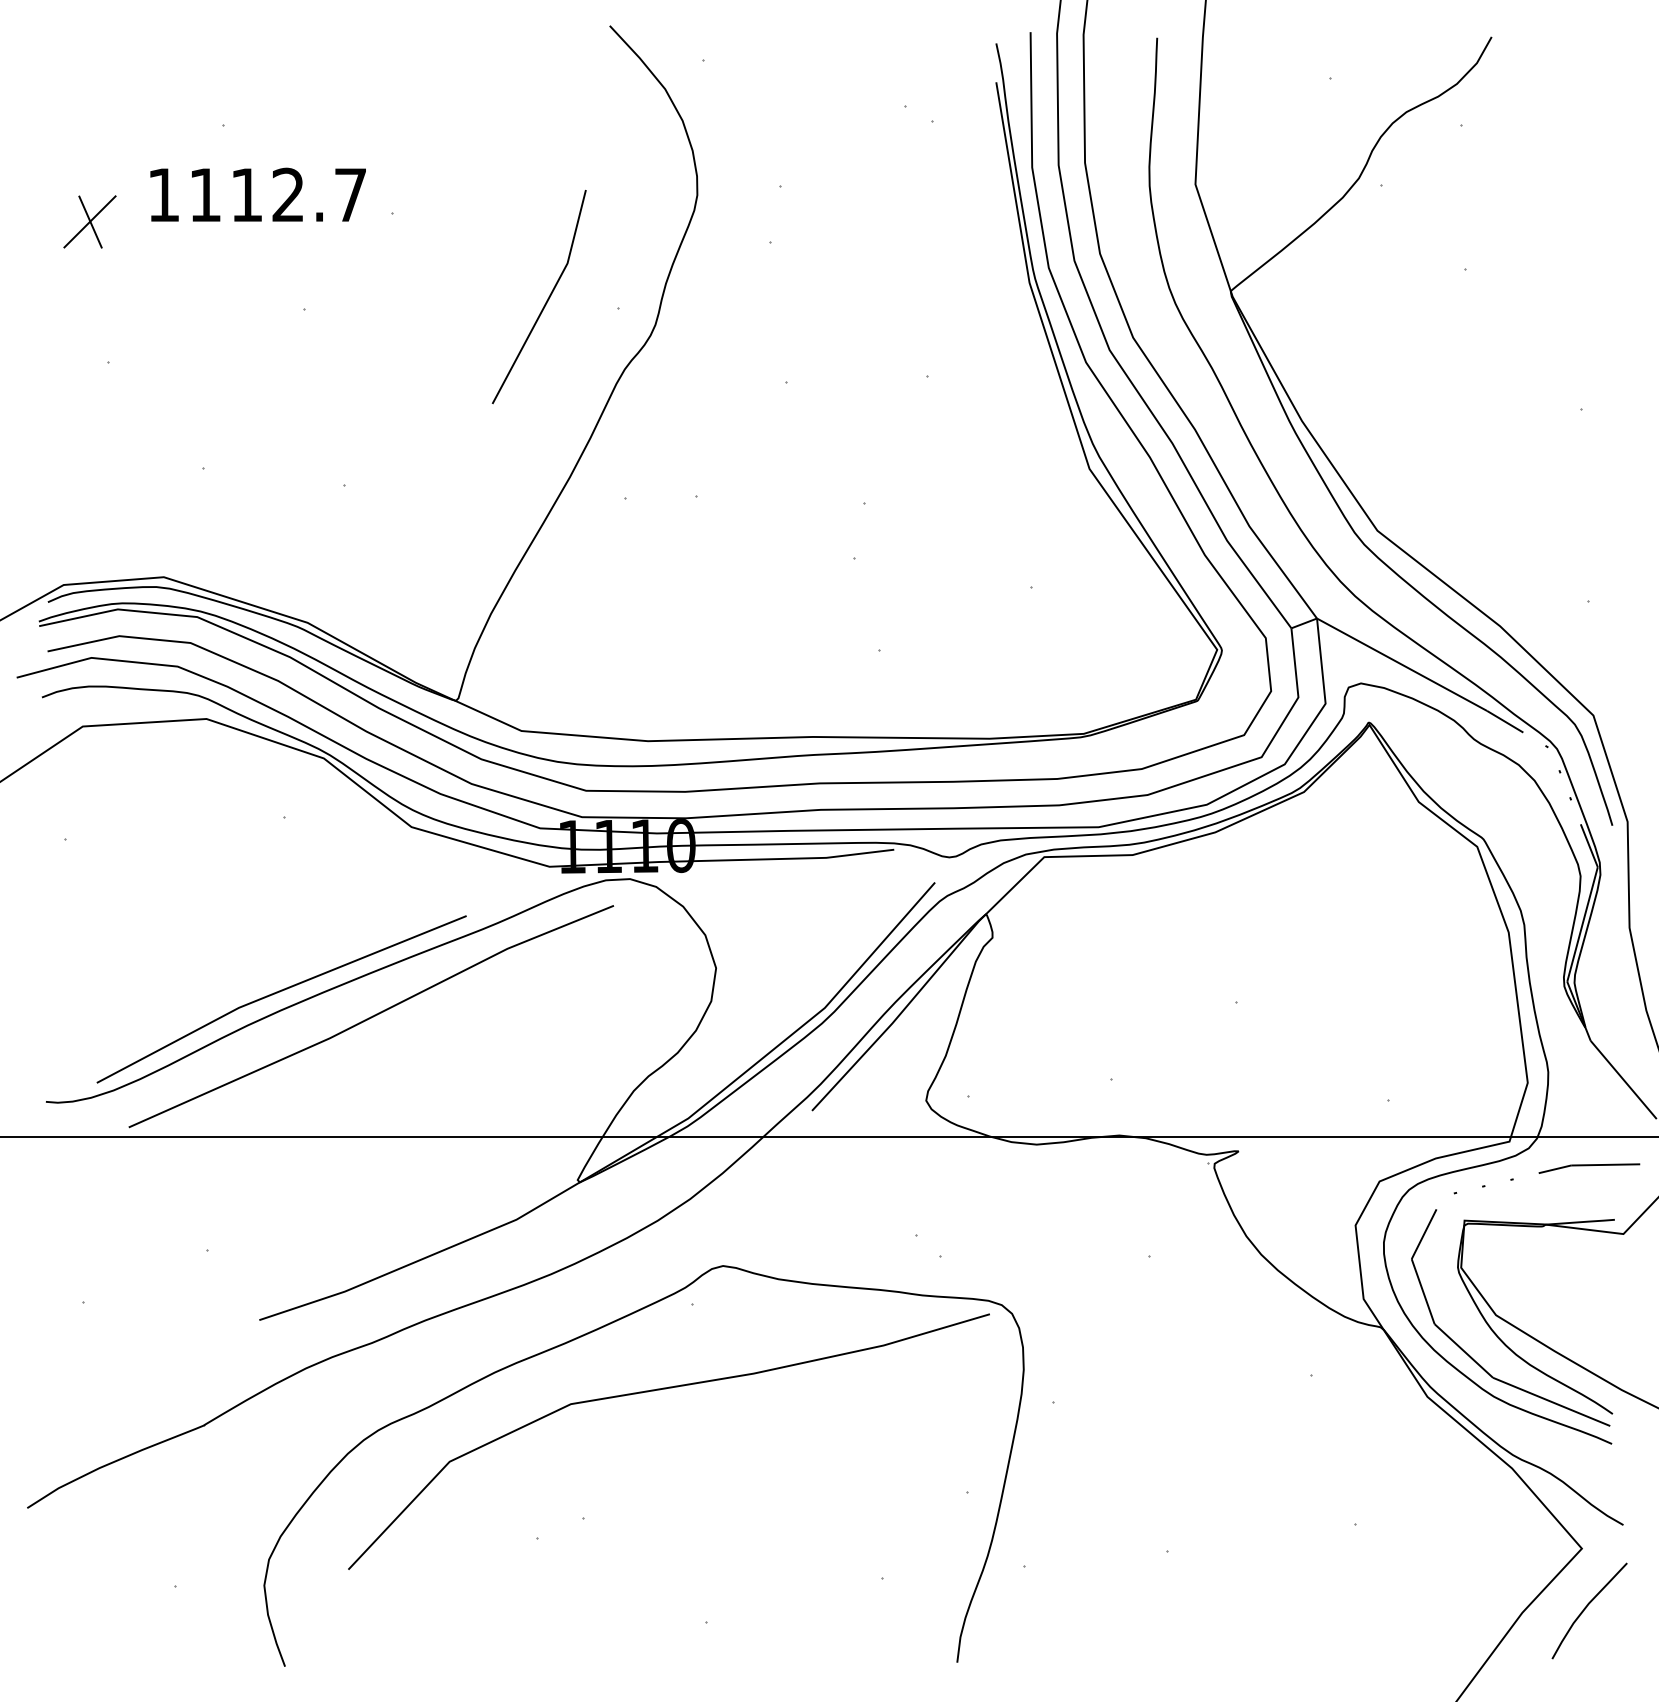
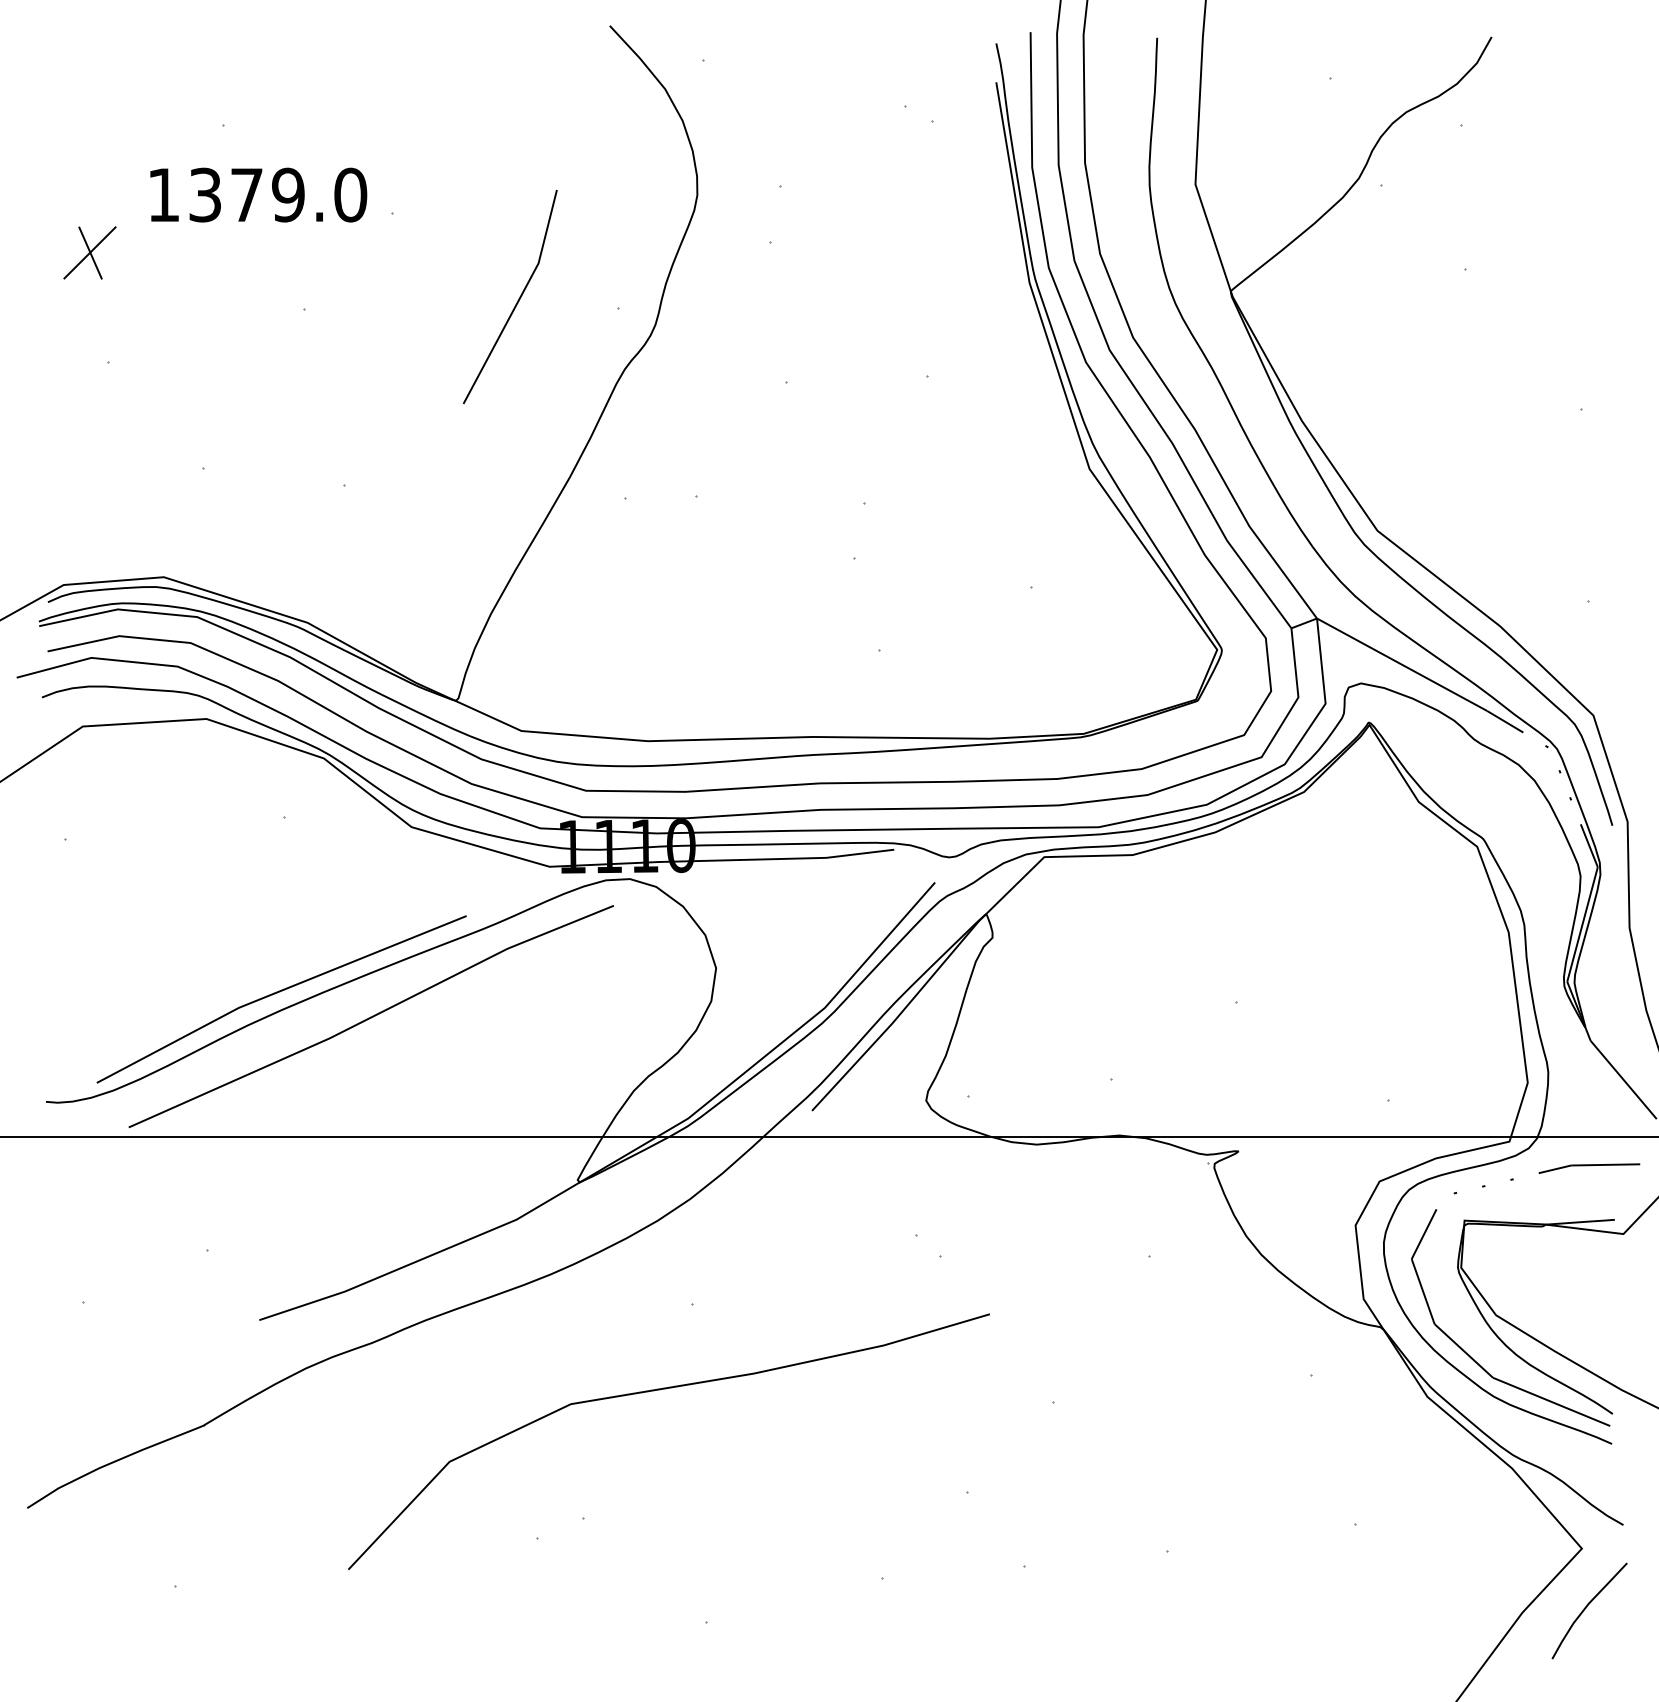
text: 1112.7 -> 1379.0 (278, 194)
part position: (89, 221) -> (89, 252) (89, 252)
line position: (546, 300) -> (517, 300) (517, 300)
curve: present -> none (588, 1334)
